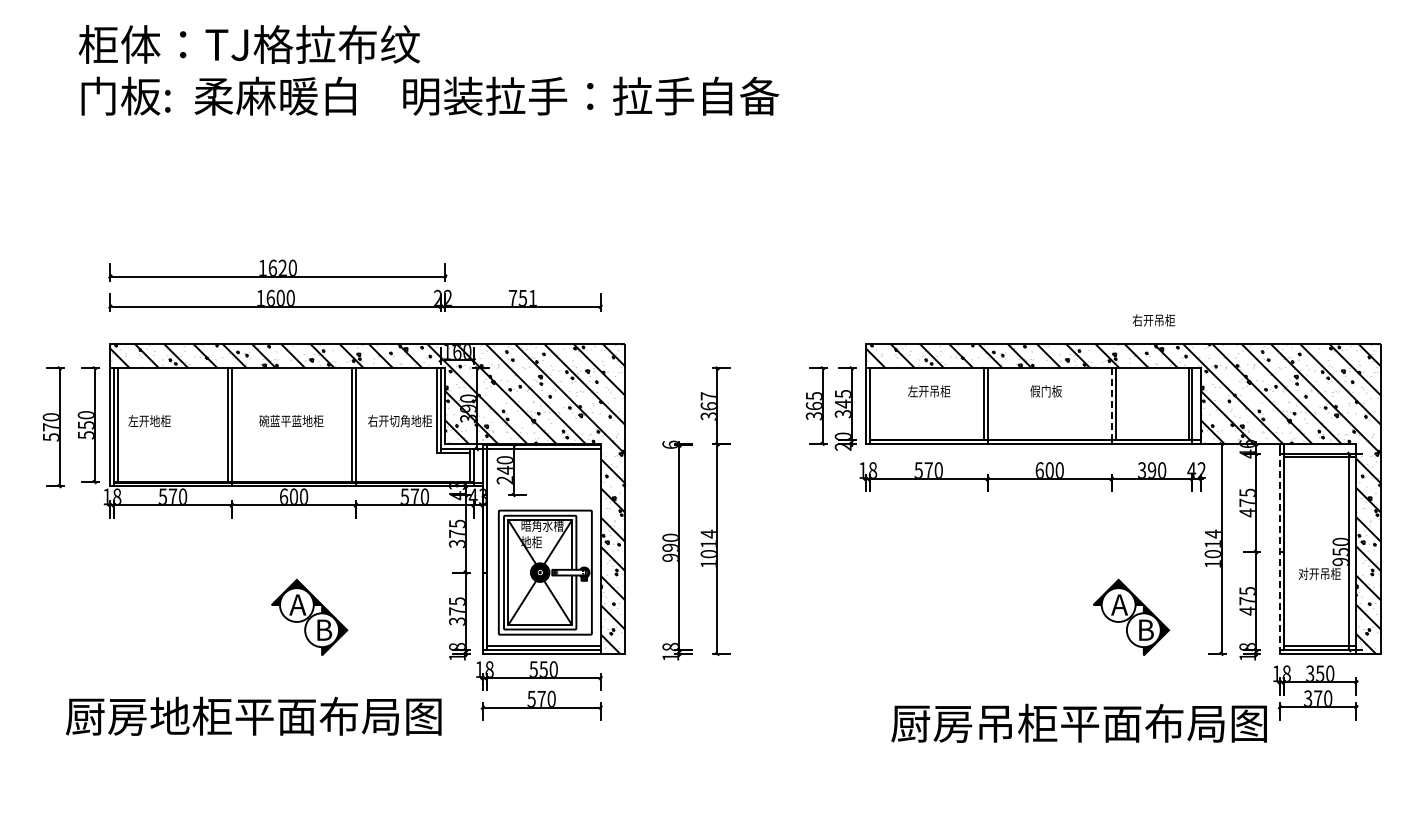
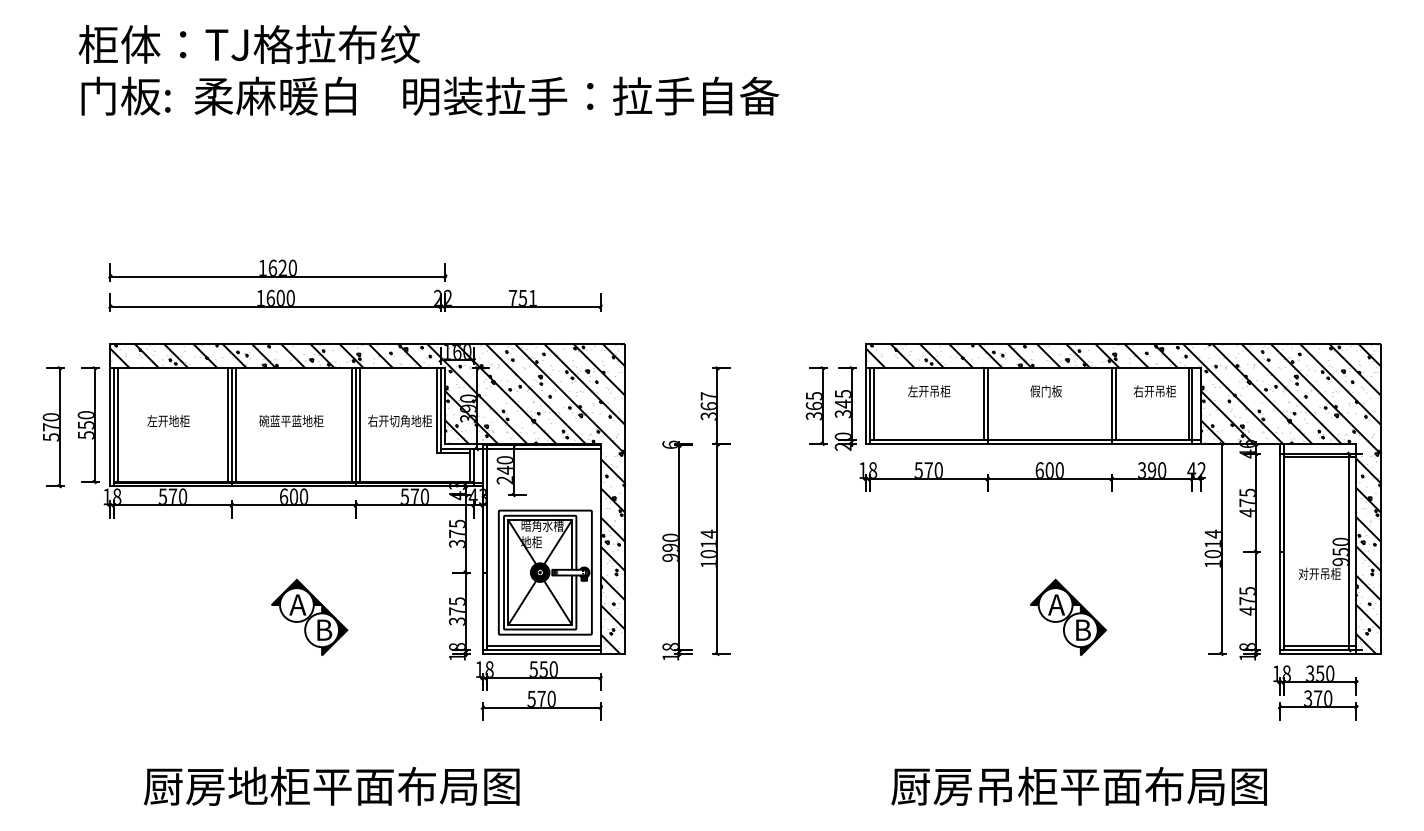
text position: (1153, 320) -> (1154, 391) (1154, 391)
line: none -> present (873, 403)
line: dashed -> solid (1111, 404)
text position: (149, 421) -> (168, 421) (168, 421)
line: none -> present (235, 425)
line: none -> present (359, 425)
line: dashed -> solid (1279, 549)
part position: (1131, 616) -> (1068, 616) (1068, 616)
text position: (253, 715) -> (331, 785) (331, 785)
text position: (1078, 722) -> (1078, 785) (1078, 785)
